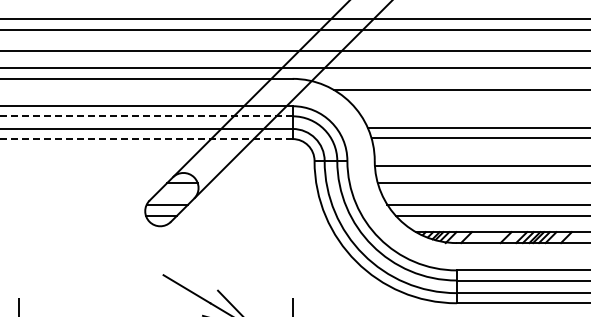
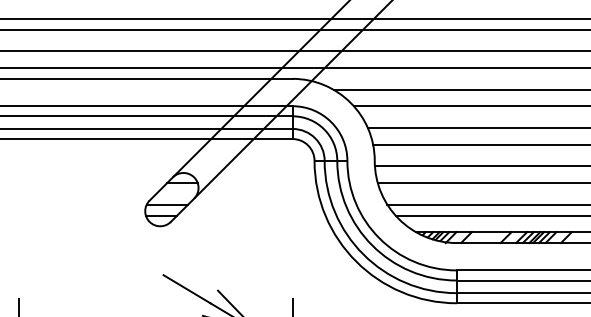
line: none -> present (470, 106)
line: dashed -> solid (145, 116)
line position: (480, 137) -> (480, 144) (480, 144)
line: dashed -> solid (145, 139)
